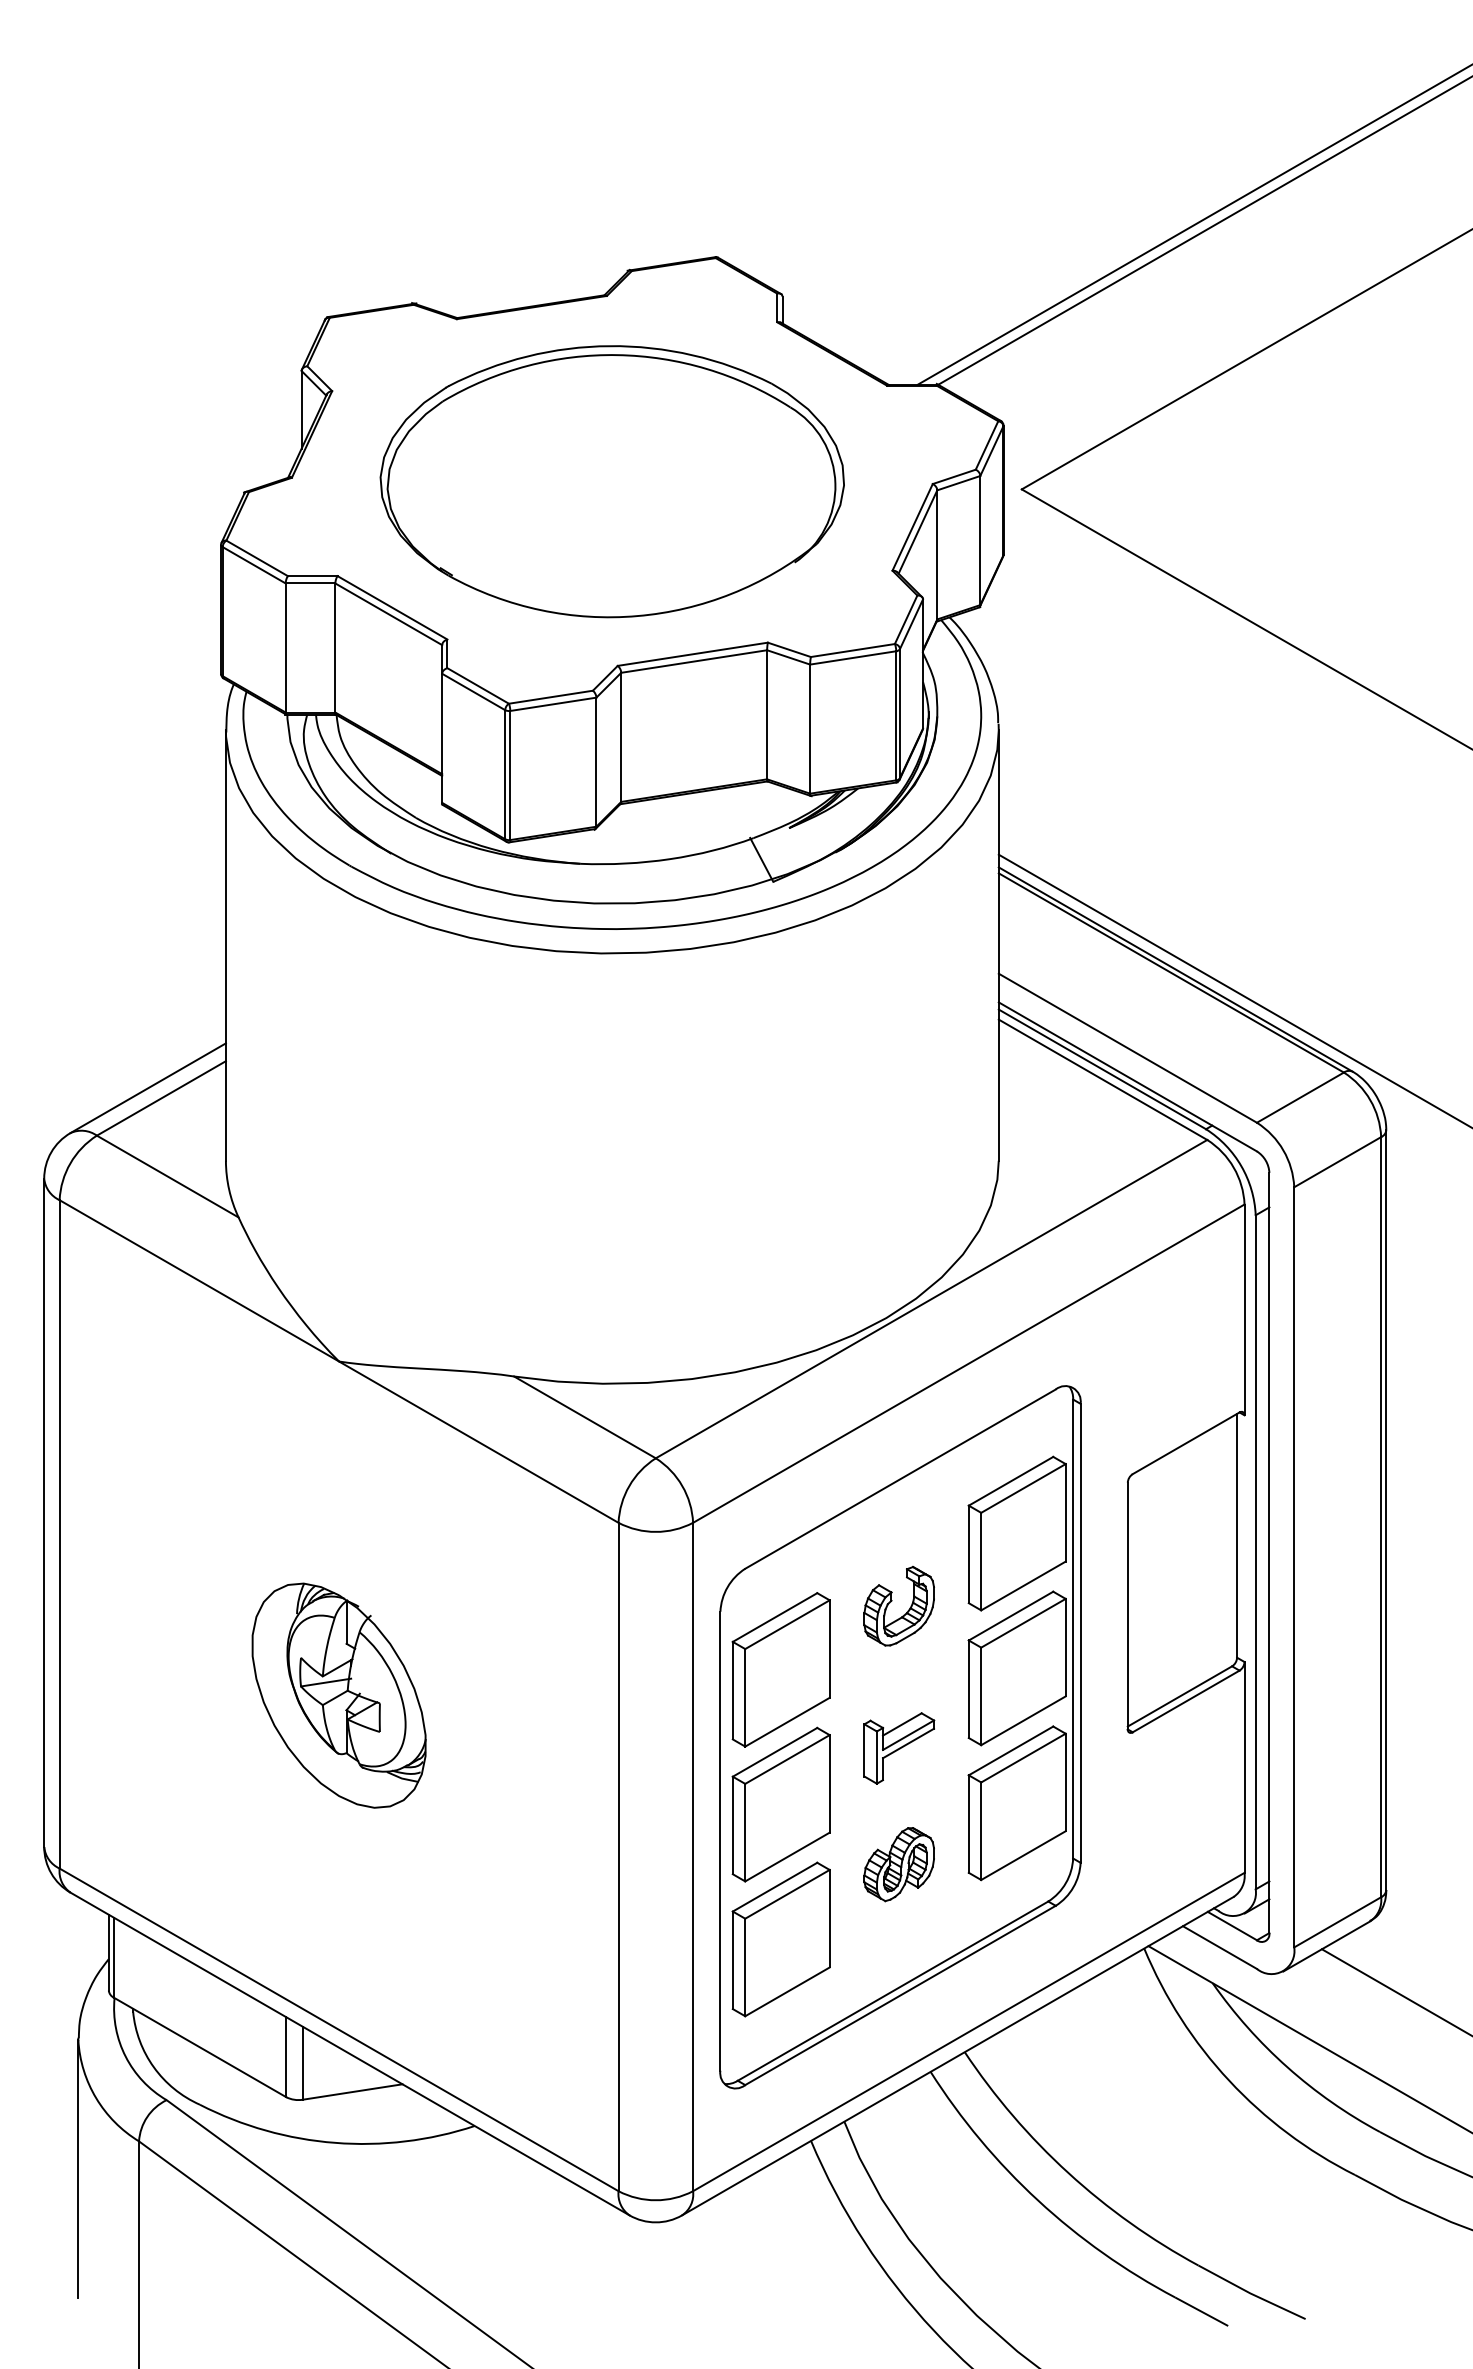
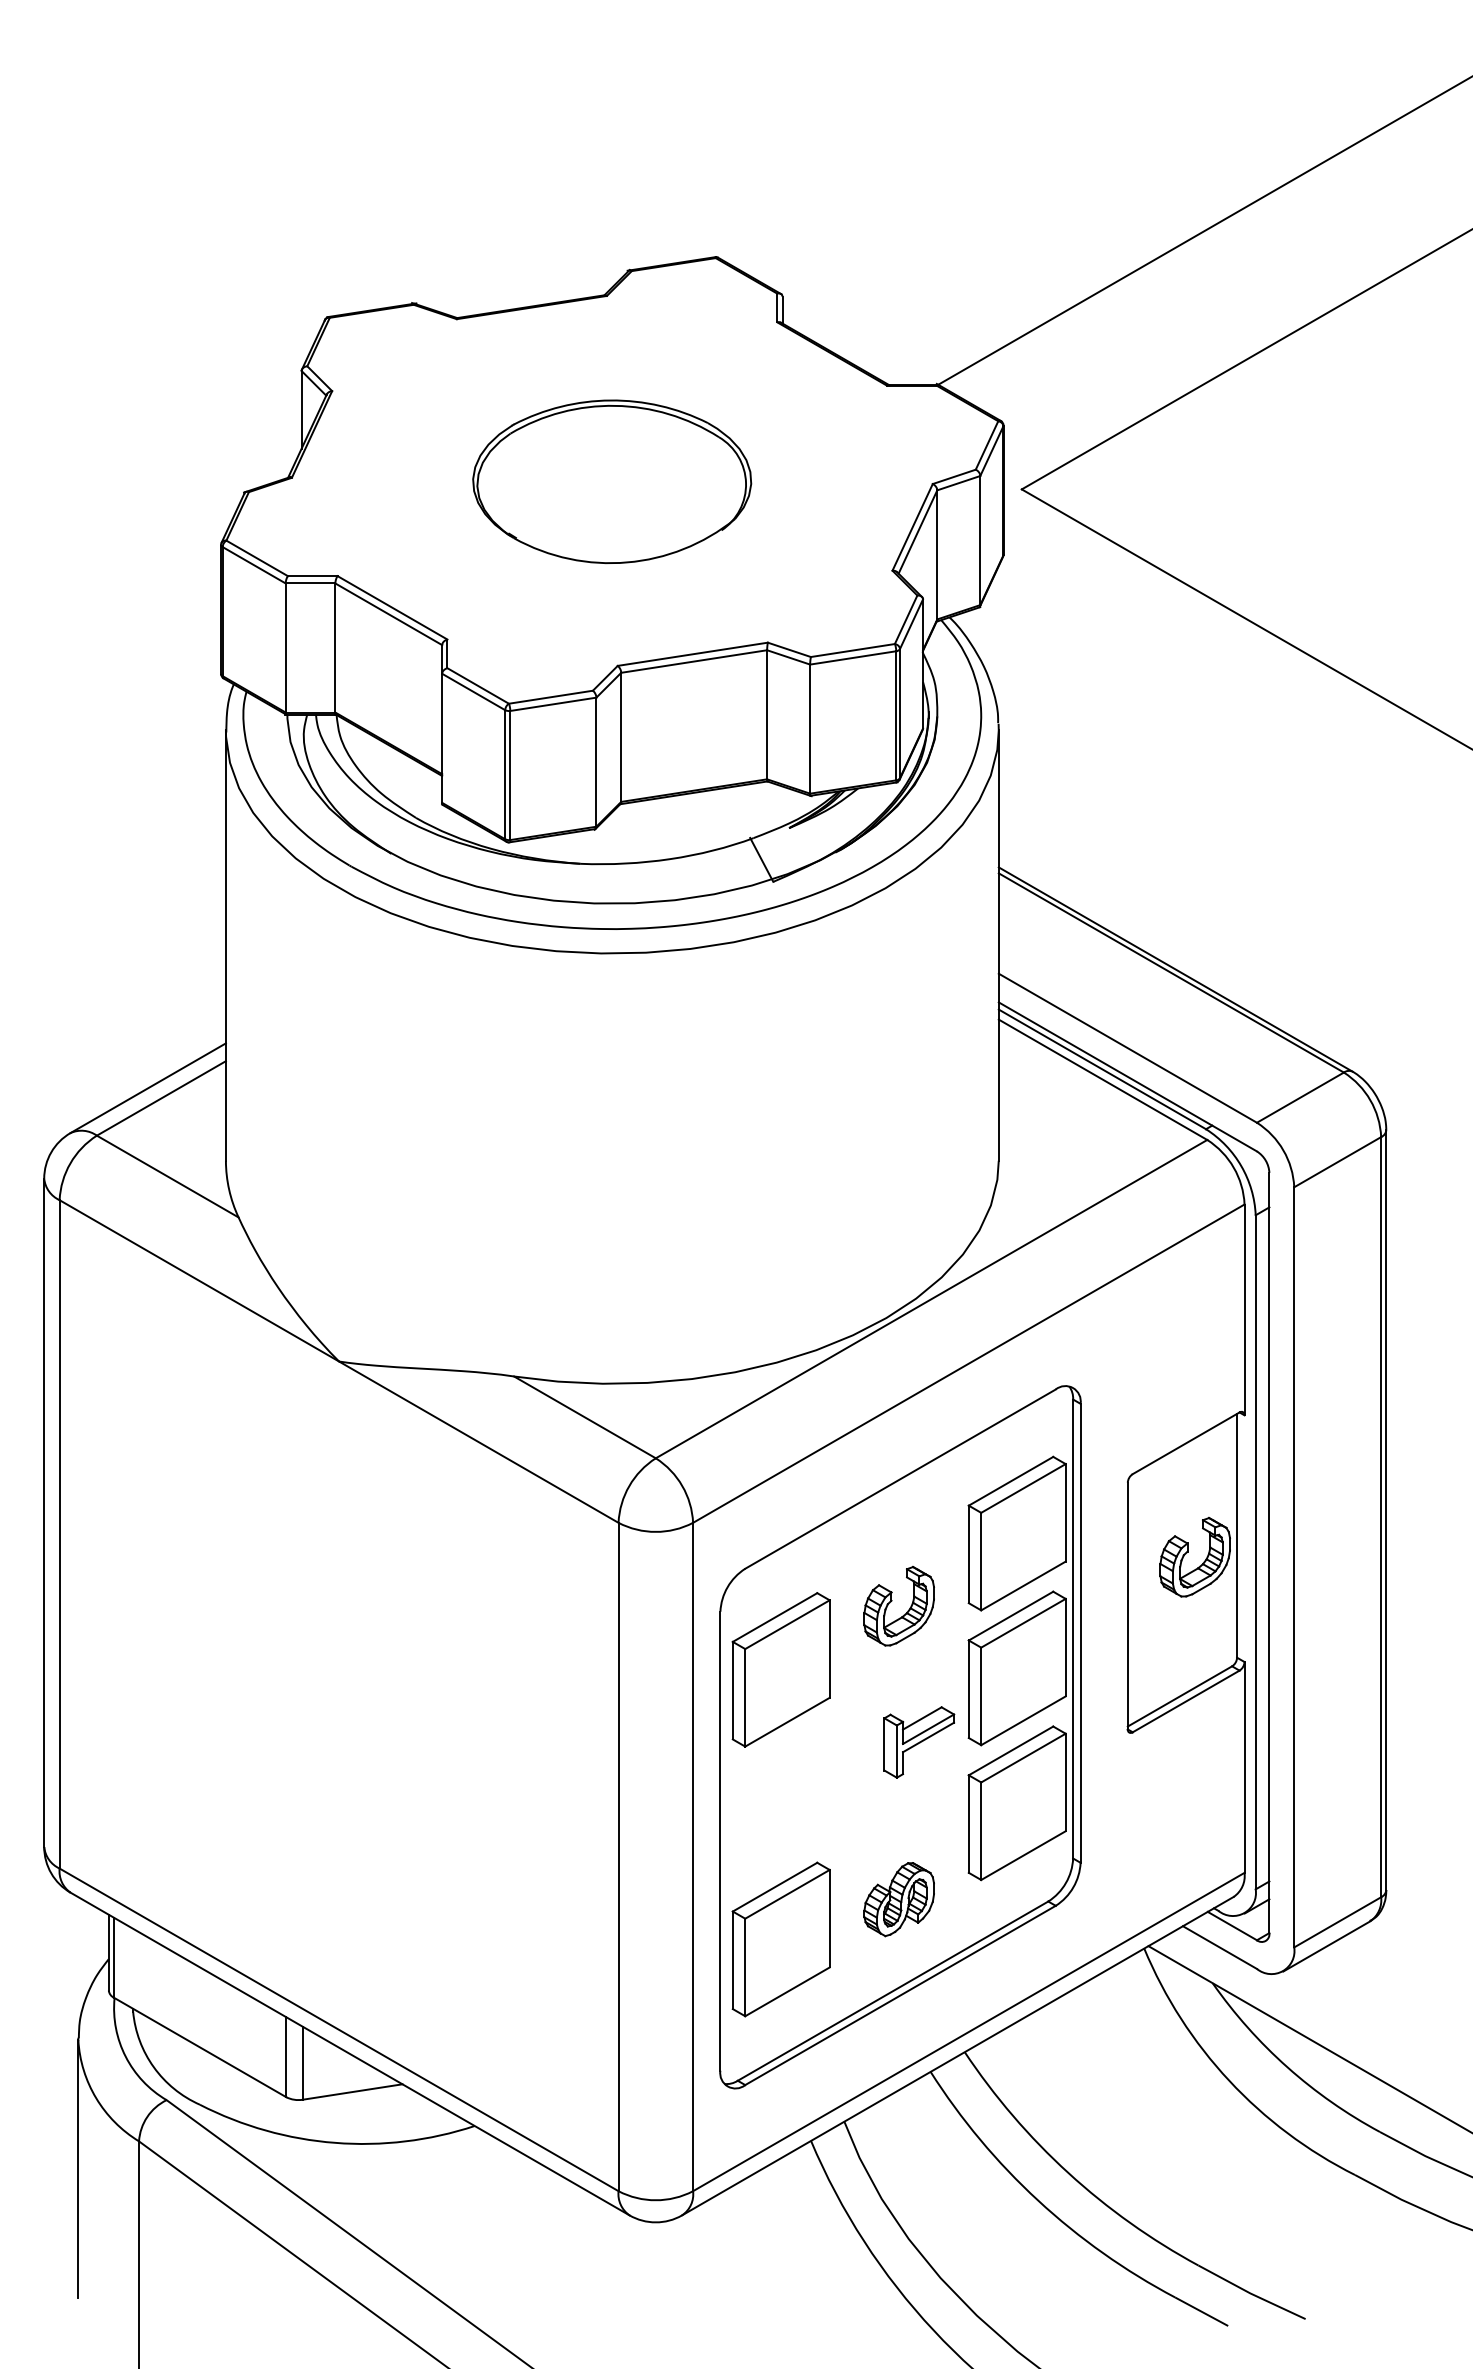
line: present -> none (1193, 225)
part size: 466x274 px -> 281x165 px (612, 481)
line: present -> none (1233, 990)
part: none -> present (1188, 1552)
part: present -> none (338, 1695)
part position: (899, 1748) -> (919, 1742) (919, 1742)
part: present -> none (780, 1804)
part position: (898, 1864) -> (898, 1899) (898, 1899)
line: present -> none (1395, 1991)
